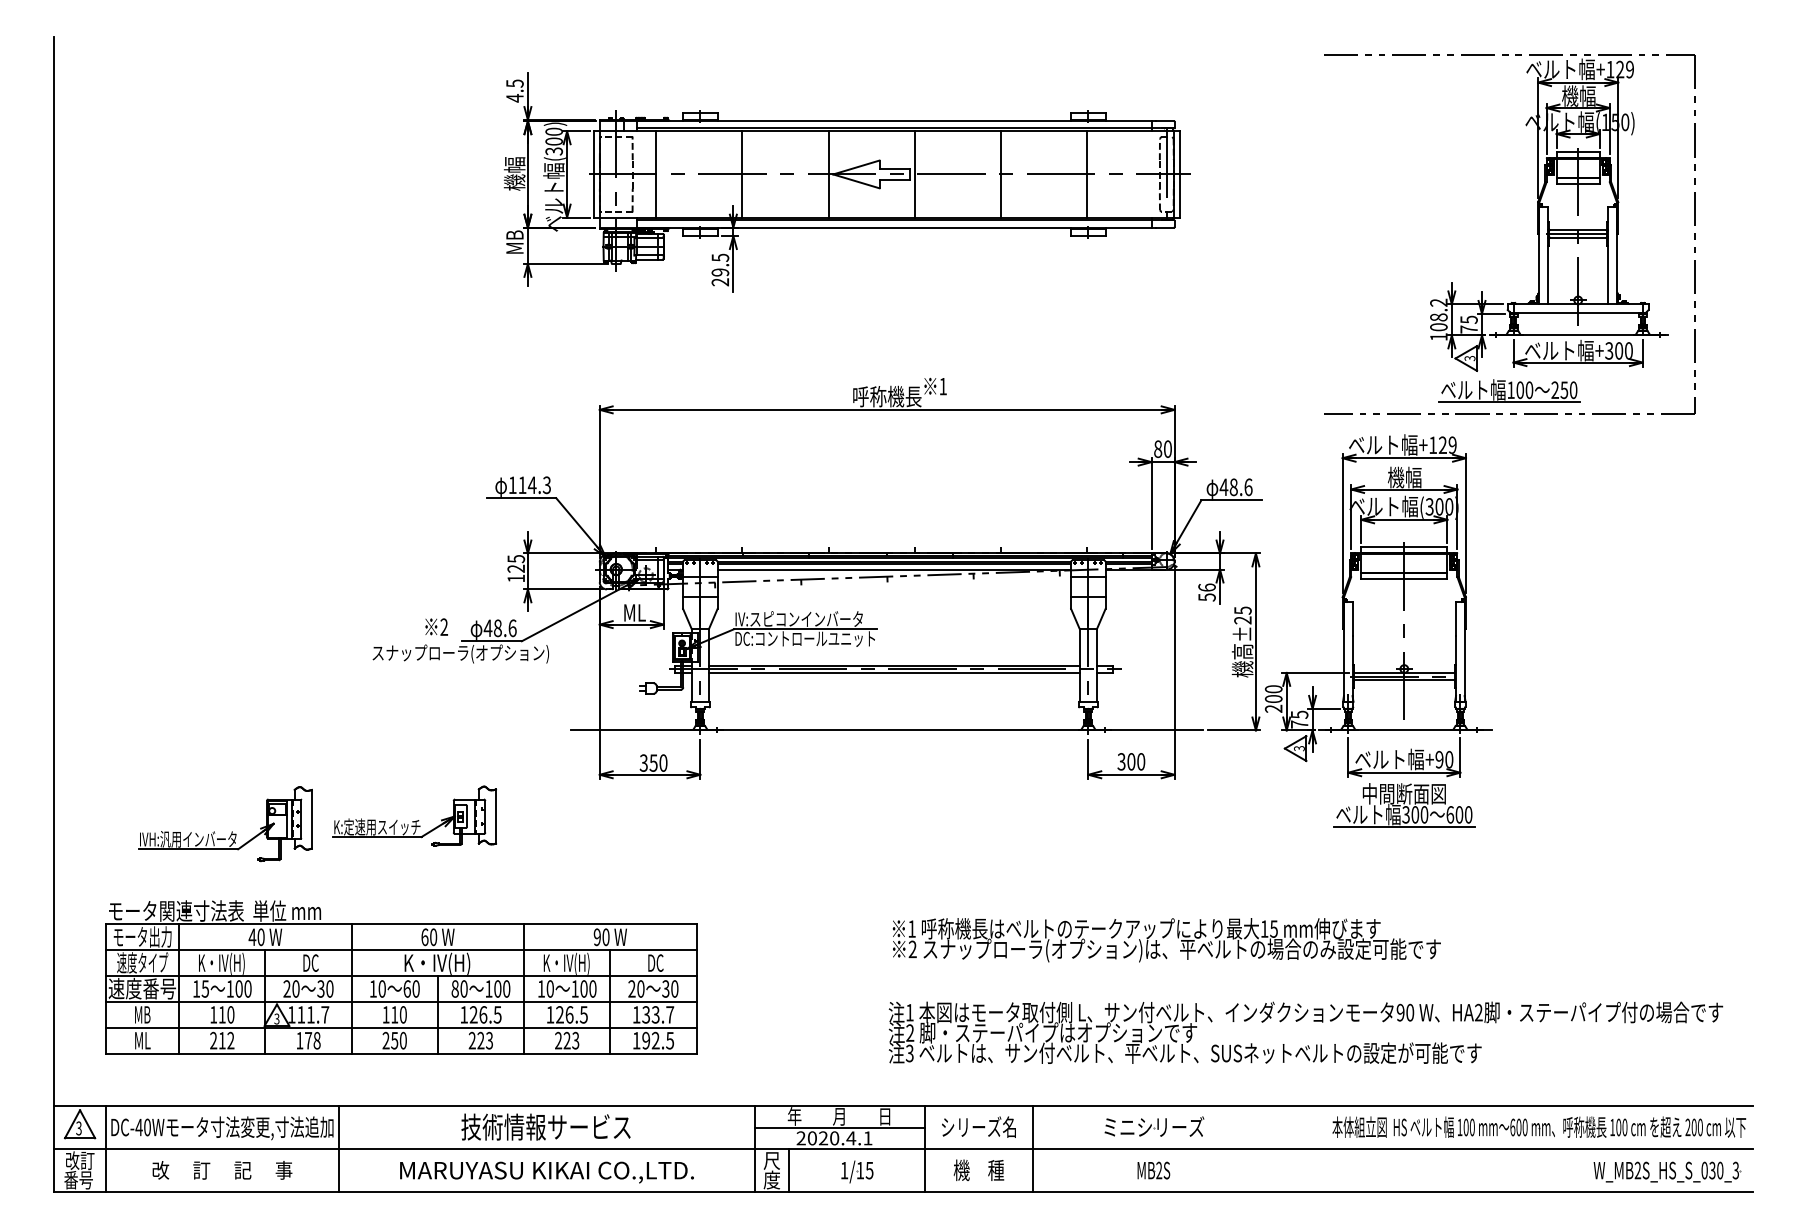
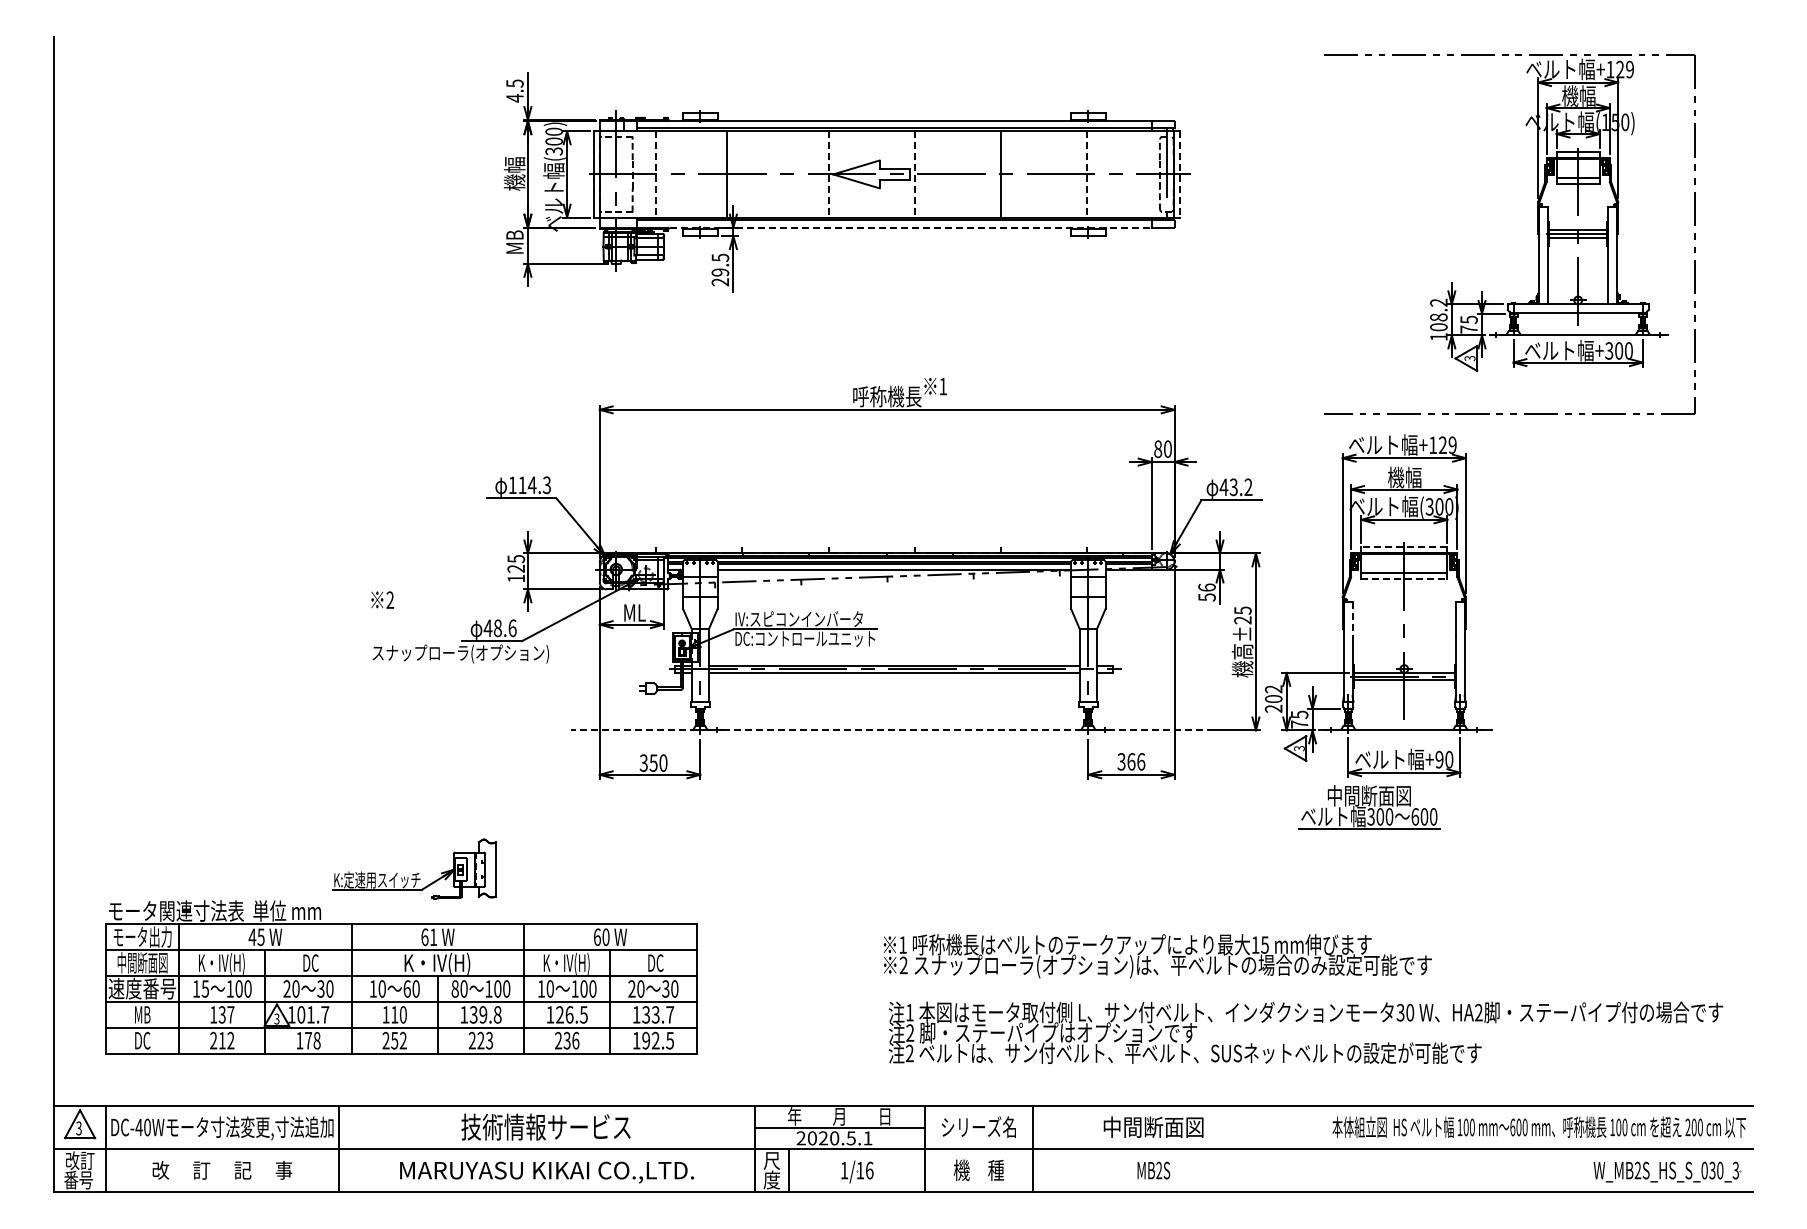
line: solid -> dashed (656, 174)
line position: (742, 174) -> (727, 174) (727, 174)
line: solid -> dashed (828, 174)
line: solid -> dashed (914, 174)
line: solid -> dashed (1087, 174)
line: solid -> dashed (1180, 174)
line: solid -> dashed (894, 227)
part: present -> none (1509, 390)
text: 48.6 -> 43.2 (1240, 487)
line: solid -> dashed (1403, 547)
line: solid -> dashed (1404, 578)
line: solid -> dashed (1352, 619)
text position: (436, 626) -> (382, 599) (382, 599)
text: 200 -> 202 (1273, 689)
line: solid -> dashed (886, 730)
text: 300 -> 366 (1136, 761)
part position: (1404, 805) -> (1369, 807) (1369, 807)
part position: (414, 815) -> (414, 868) (414, 868)
part: present -> none (232, 831)
text: 40 -> 45 (260, 936)
text: 60 -> 61 (433, 937)
text: 90 -> 60 (596, 937)
text position: (1166, 940) -> (1157, 956) (1157, 956)
text: 速度タイプ -> 中間断面図 (142, 962)
text: 90 -> 30 (1400, 1012)
text: 110 -> 137 (226, 1014)
text: 111.7 -> 101.7 (301, 1014)
text: 126.5 -> 139.8 (485, 1014)
text: ML -> DC (143, 1040)
text: 250 -> 252 (402, 1040)
text: 223 -> 236 (571, 1040)
text: 3 -> 2 (909, 1053)
text: ミニシリーズ -> 中間断面図 (1153, 1126)
text: 2020.4.1 -> 2020.5.1 (851, 1138)
text: 1/15 -> 1/16 (869, 1170)
